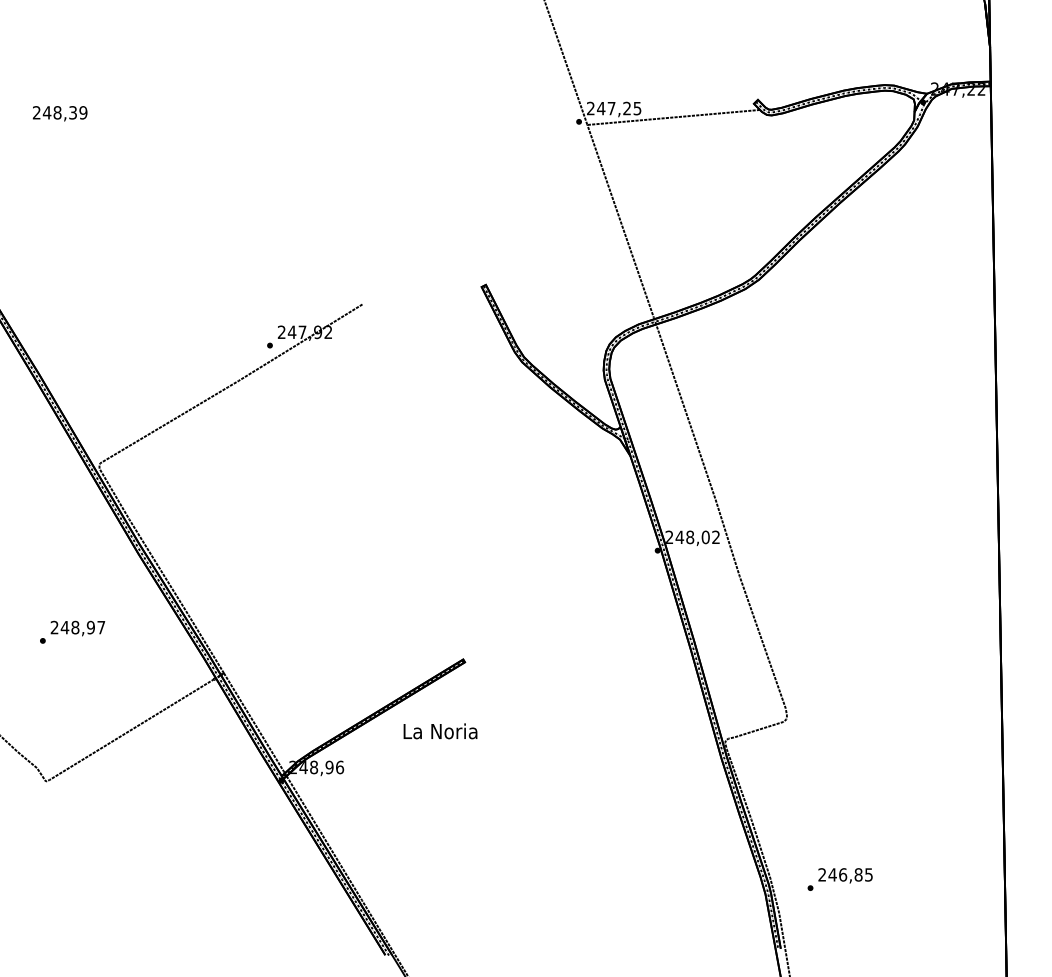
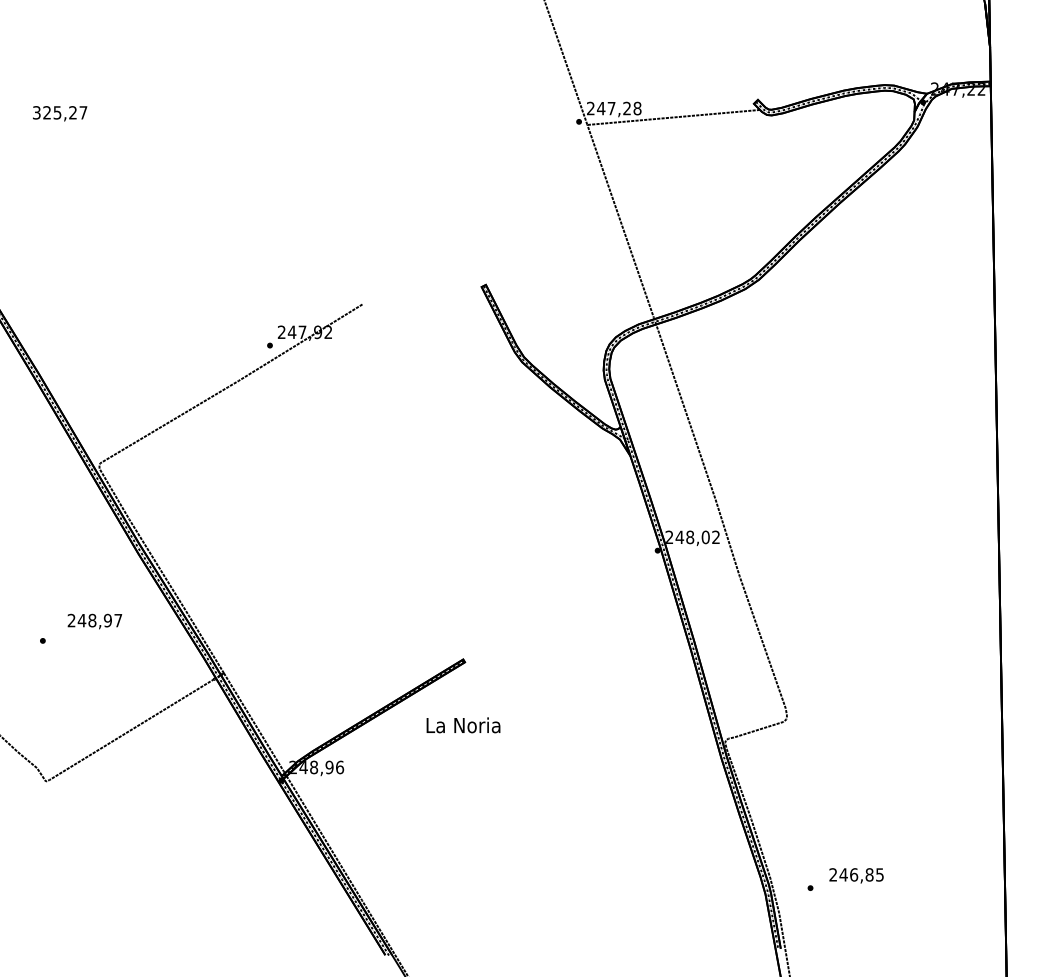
text: 247,25 -> 247,28 (637, 108)
text: 248,39 -> 325,27 (60, 112)
text position: (77, 628) -> (94, 621) (94, 621)
text position: (440, 731) -> (463, 725) (463, 725)
text position: (845, 875) -> (856, 875) (856, 875)
